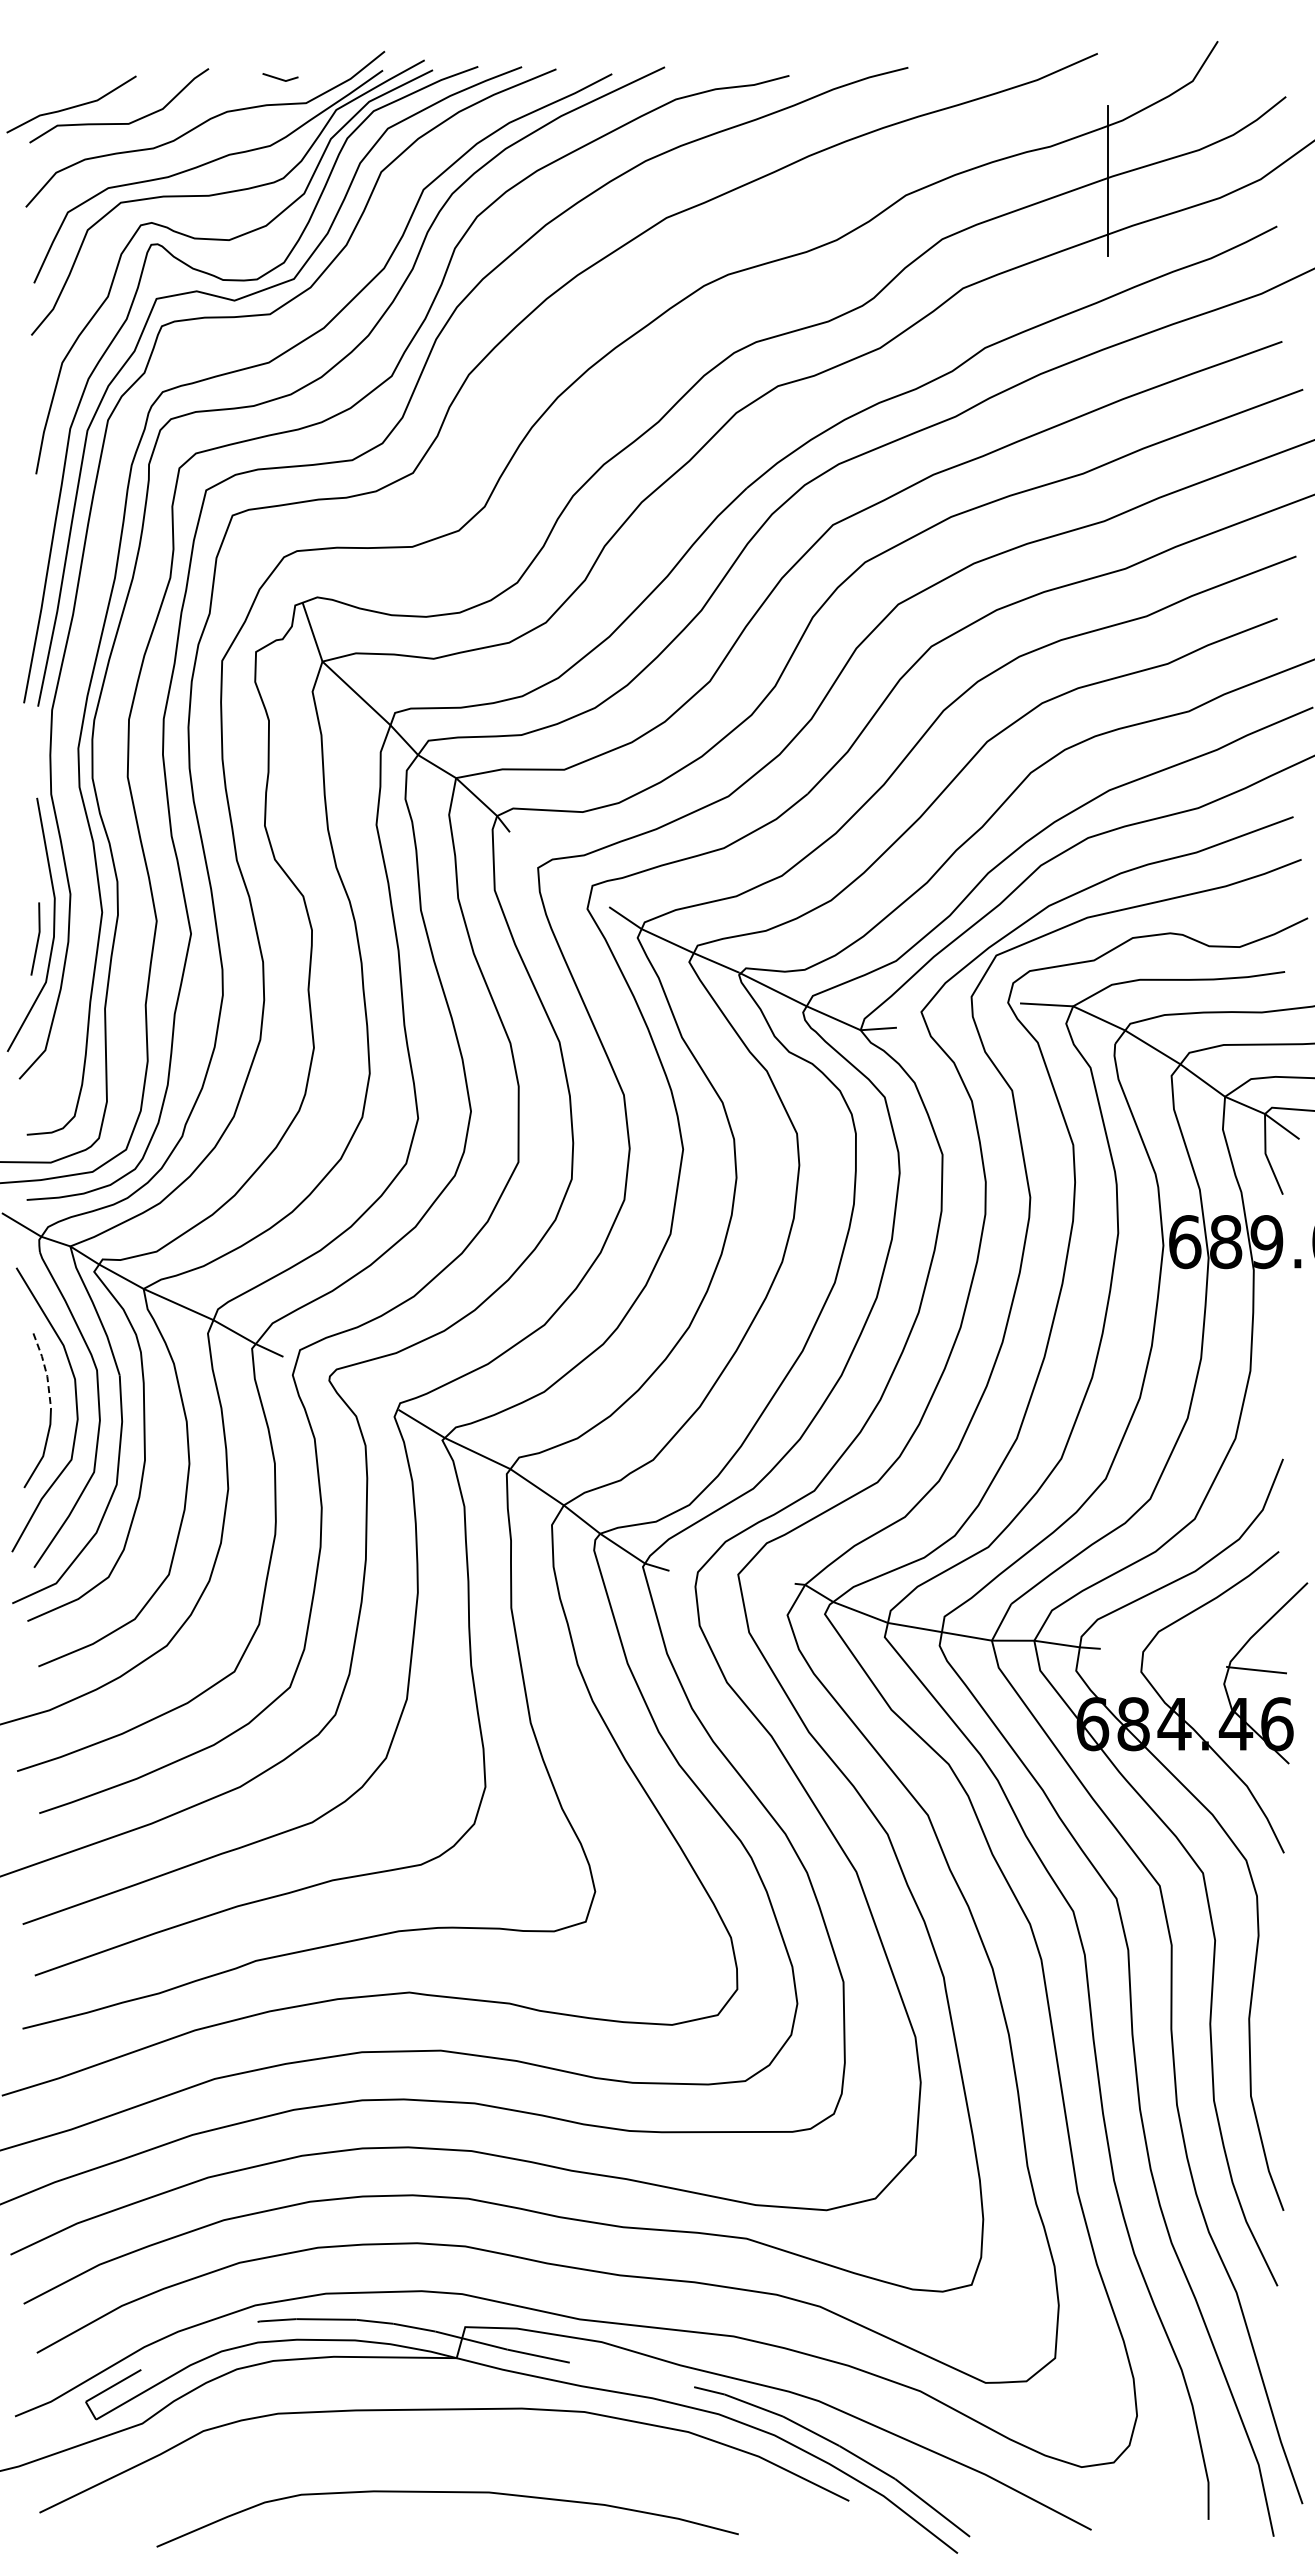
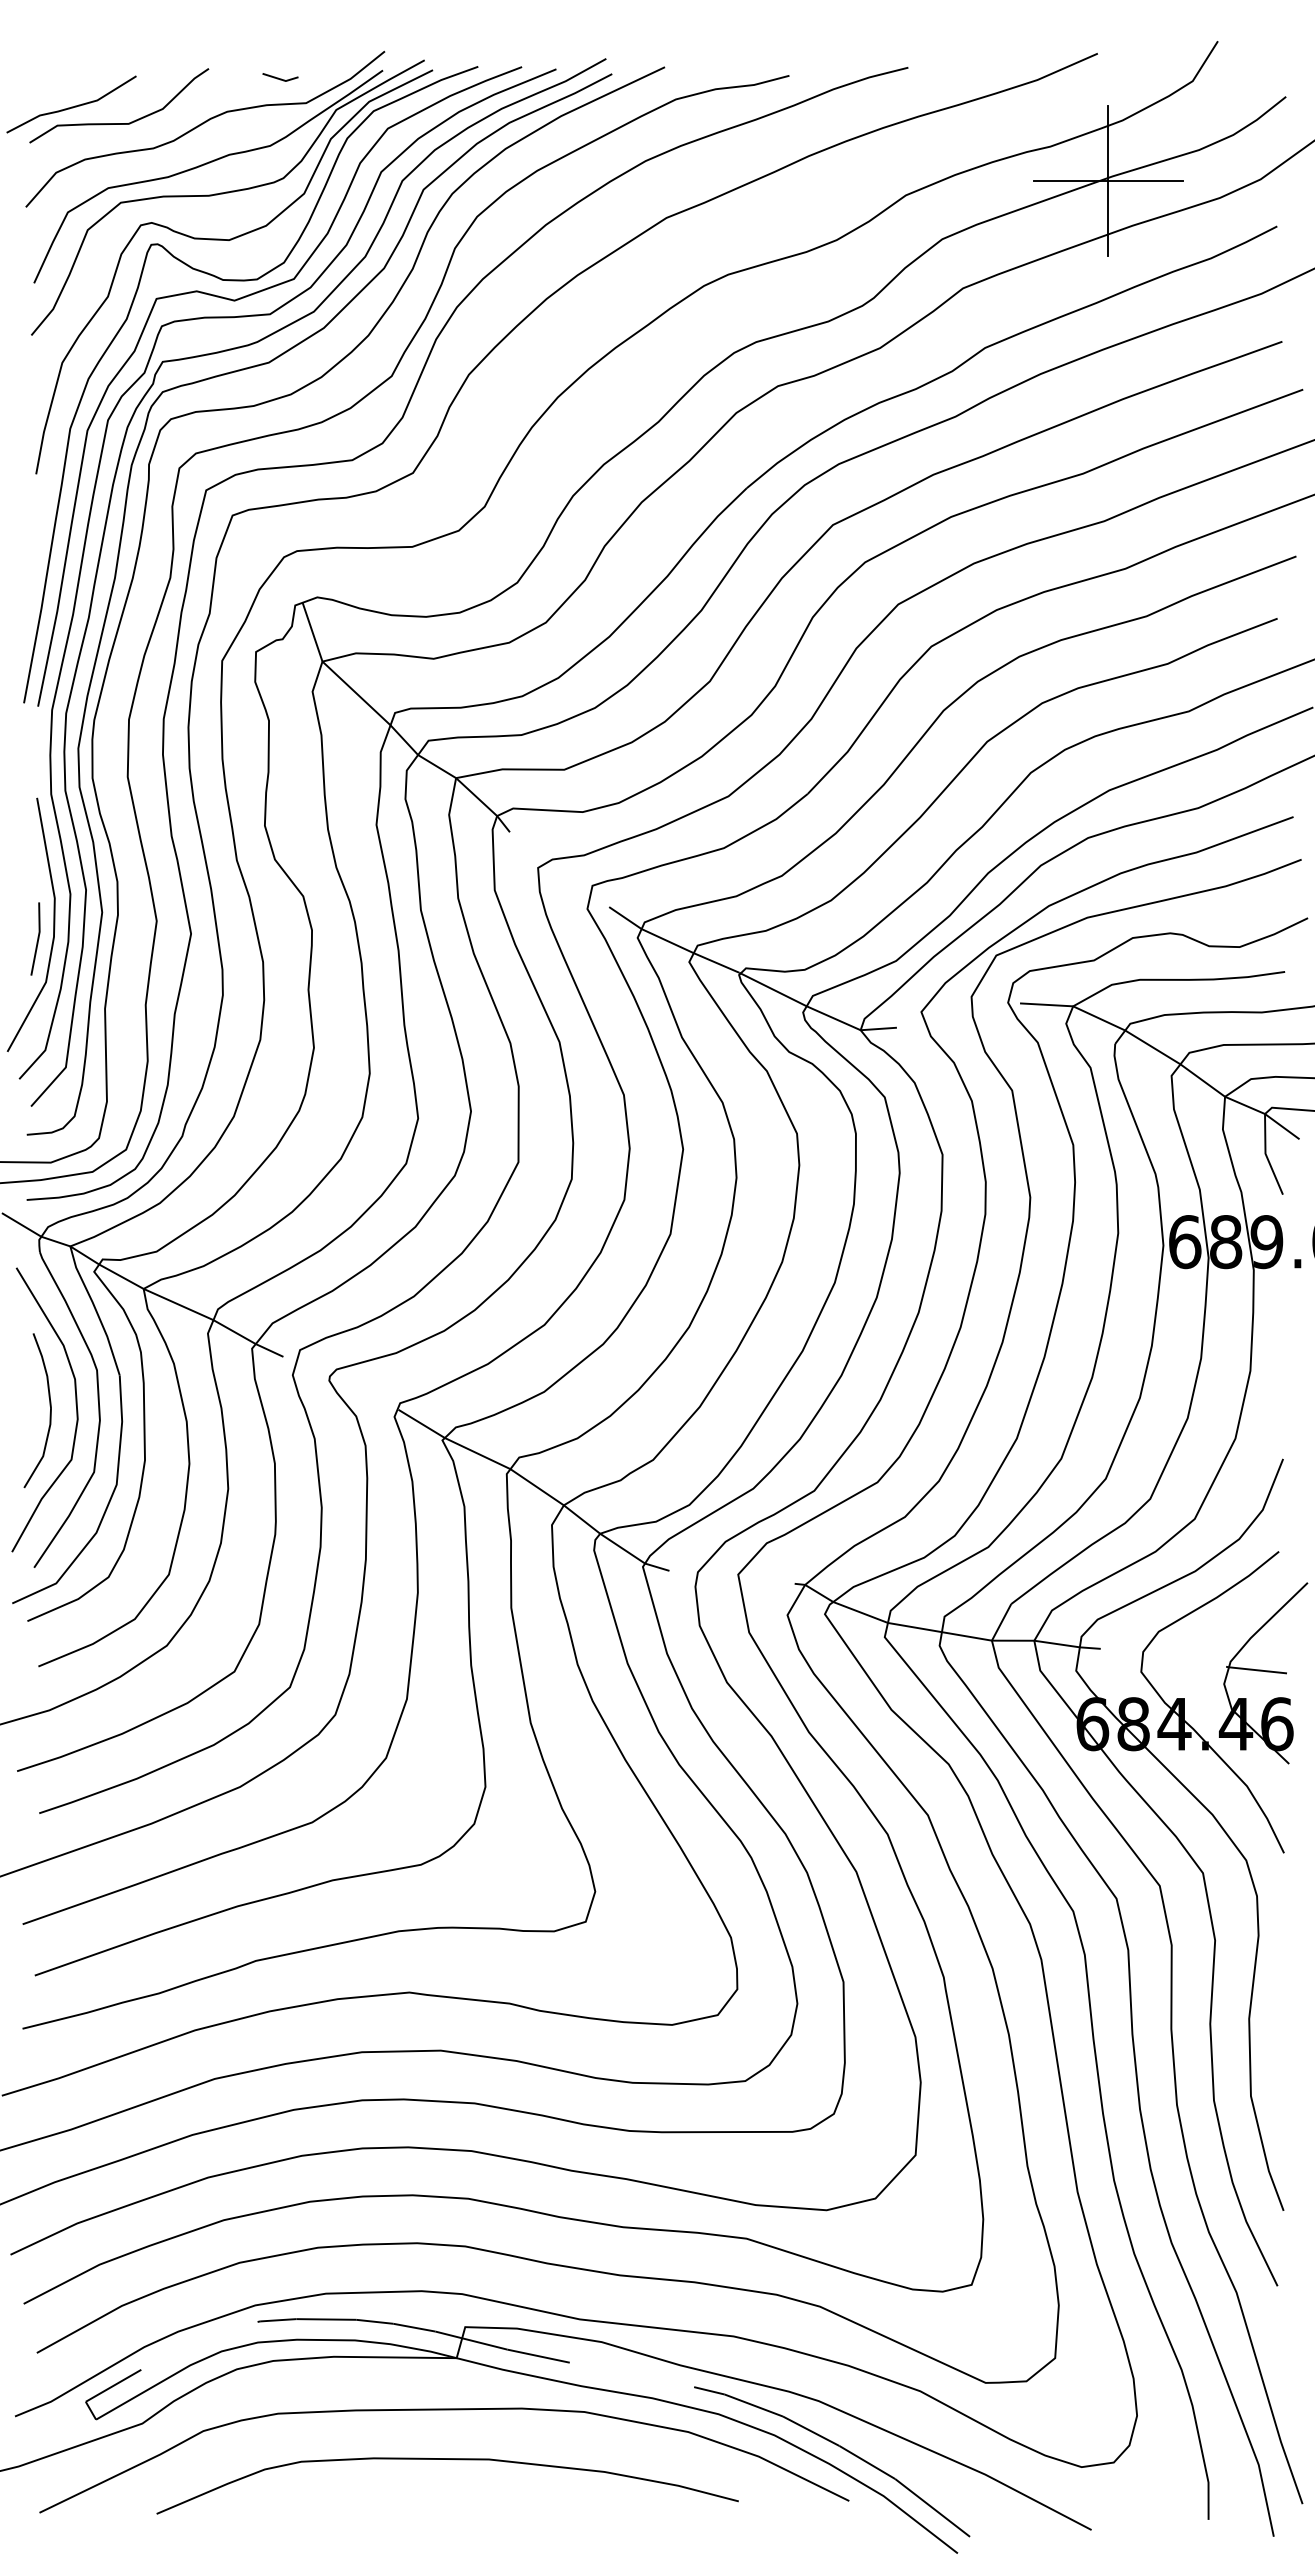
line: none -> present (1107, 181)
curve: none -> present (102, 548)
line: dashed -> solid (45, 1369)
curve position: (447, 2492) -> (447, 2459) (447, 2459)
